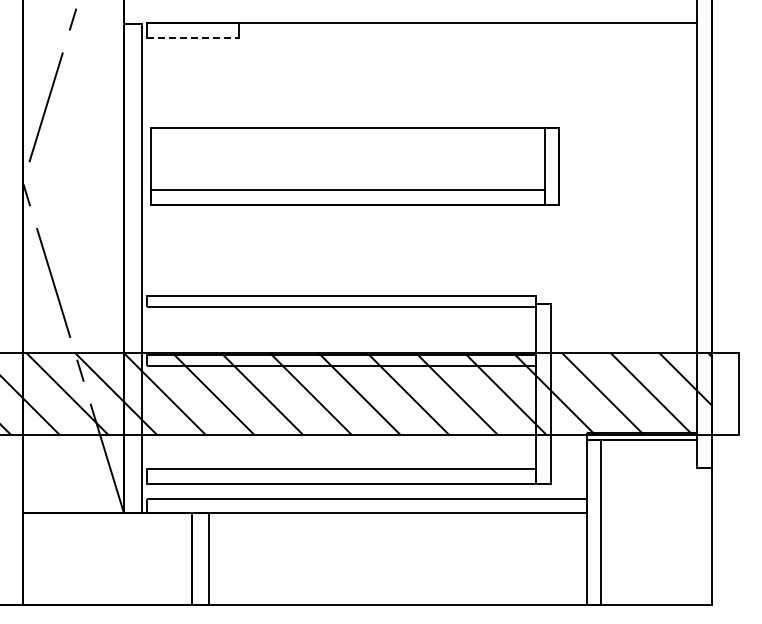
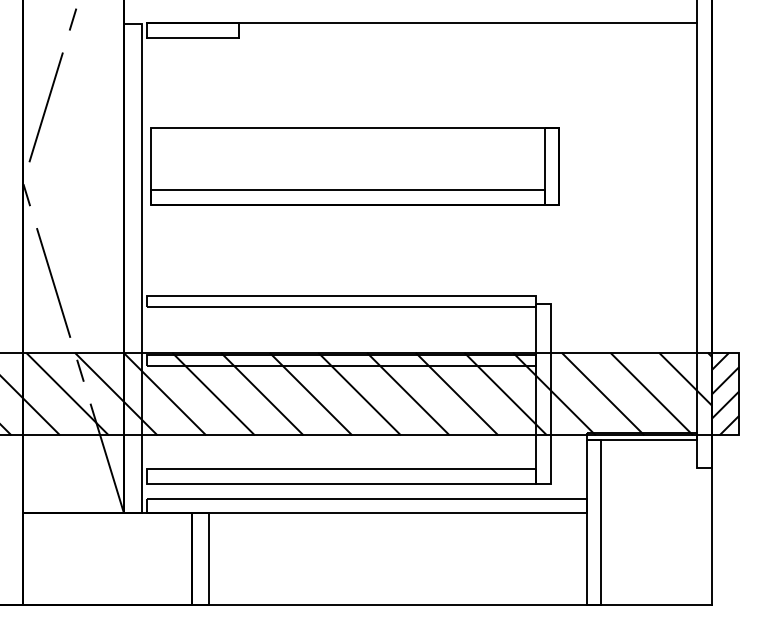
line: dashed -> solid (192, 37)
hatch: none -> present (725, 393)
